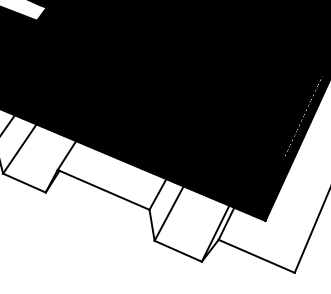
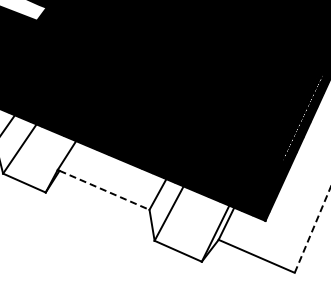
line: solid -> dashed (104, 190)
line: solid -> dashed (312, 229)
